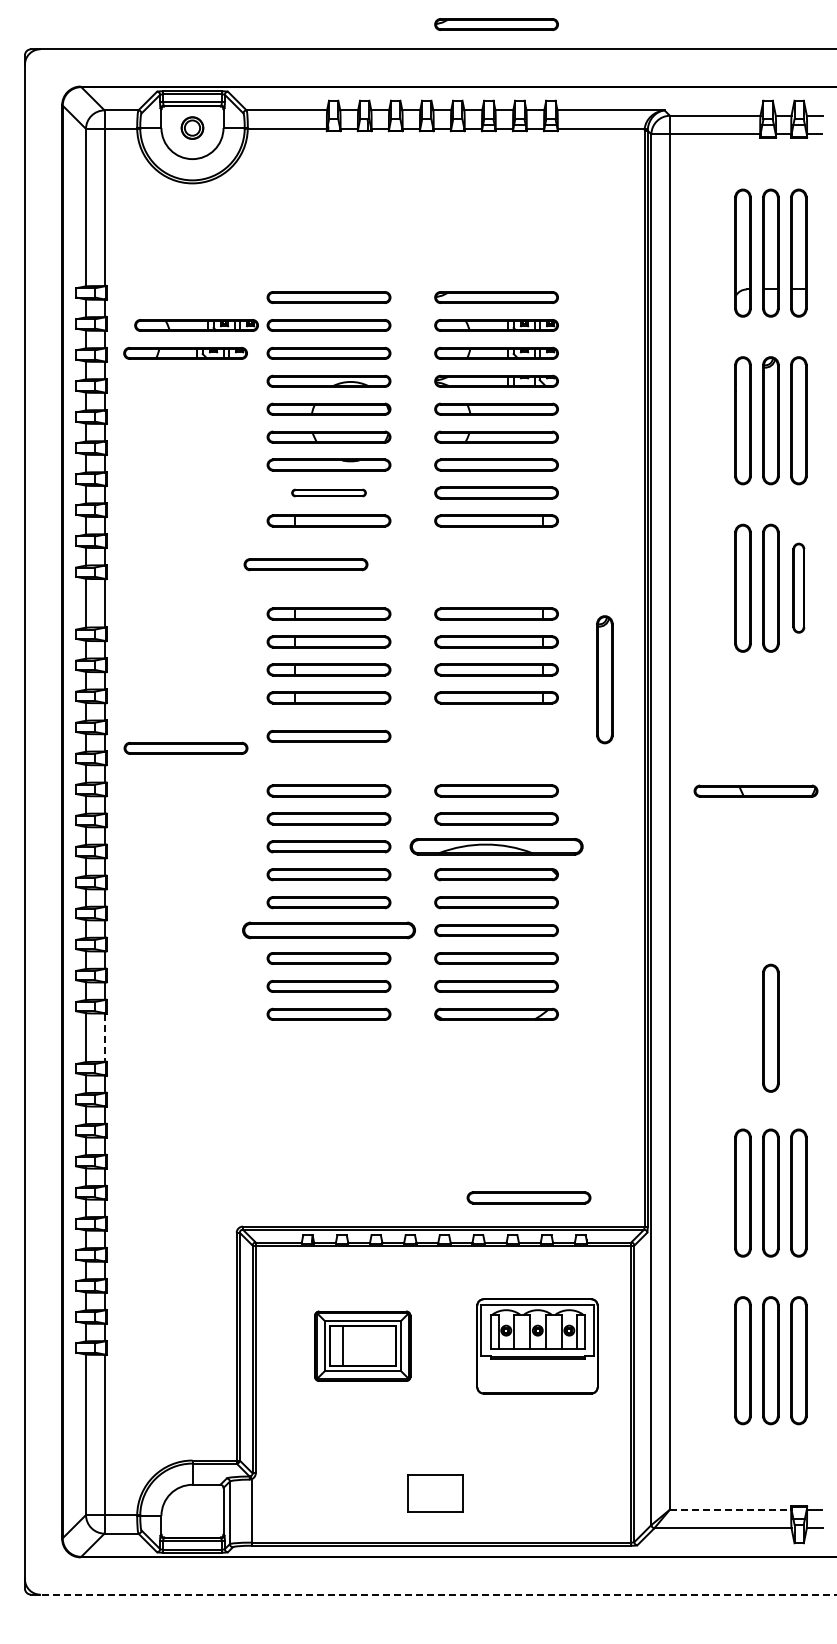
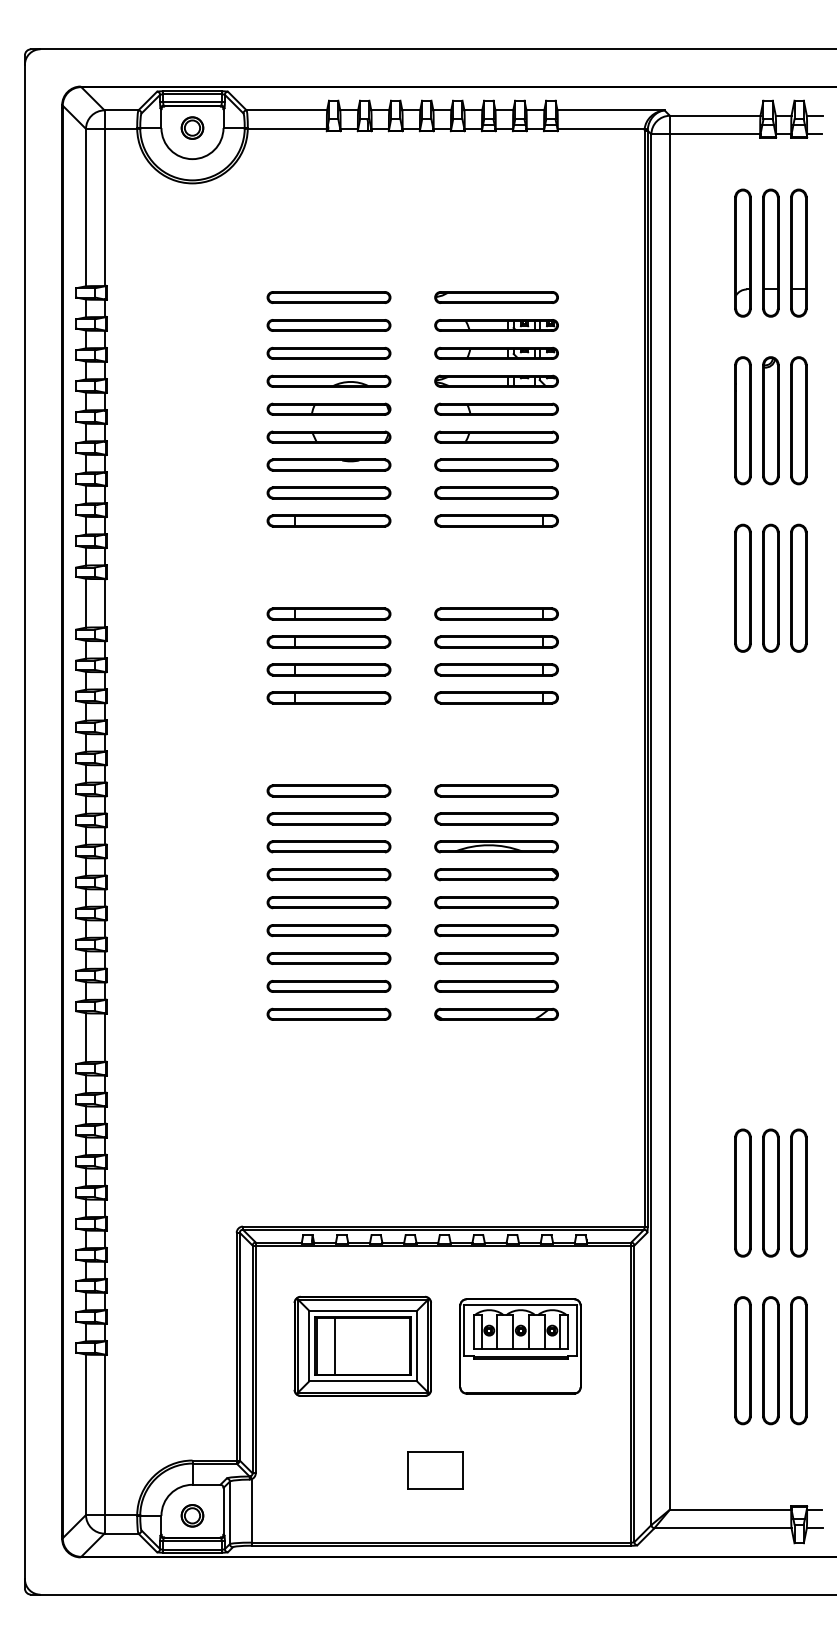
part: present -> none (496, 24)
part: present -> none (196, 325)
part: present -> none (185, 353)
part size: 76x10 px -> 126x14 px (328, 492)
part: present -> none (305, 564)
part size: 14x92 px -> 18x130 px (798, 587)
part: present -> none (604, 679)
part: present -> none (328, 736)
part: present -> none (185, 747)
part: present -> none (755, 790)
part size: 175x18 px -> 125x14 px (496, 846)
part size: 174x19 px -> 126x14 px (328, 930)
part: present -> none (770, 1027)
line: dashed -> solid (104, 1038)
part: present -> none (528, 1197)
part size: 98x72 px -> 139x102 px (362, 1345)
part position: (537, 1346) -> (520, 1346) (520, 1346)
part position: (435, 1493) -> (435, 1470) (435, 1470)
line: dashed -> solid (730, 1509)
part: none -> present (192, 1515)
line: dashed -> solid (438, 1594)
